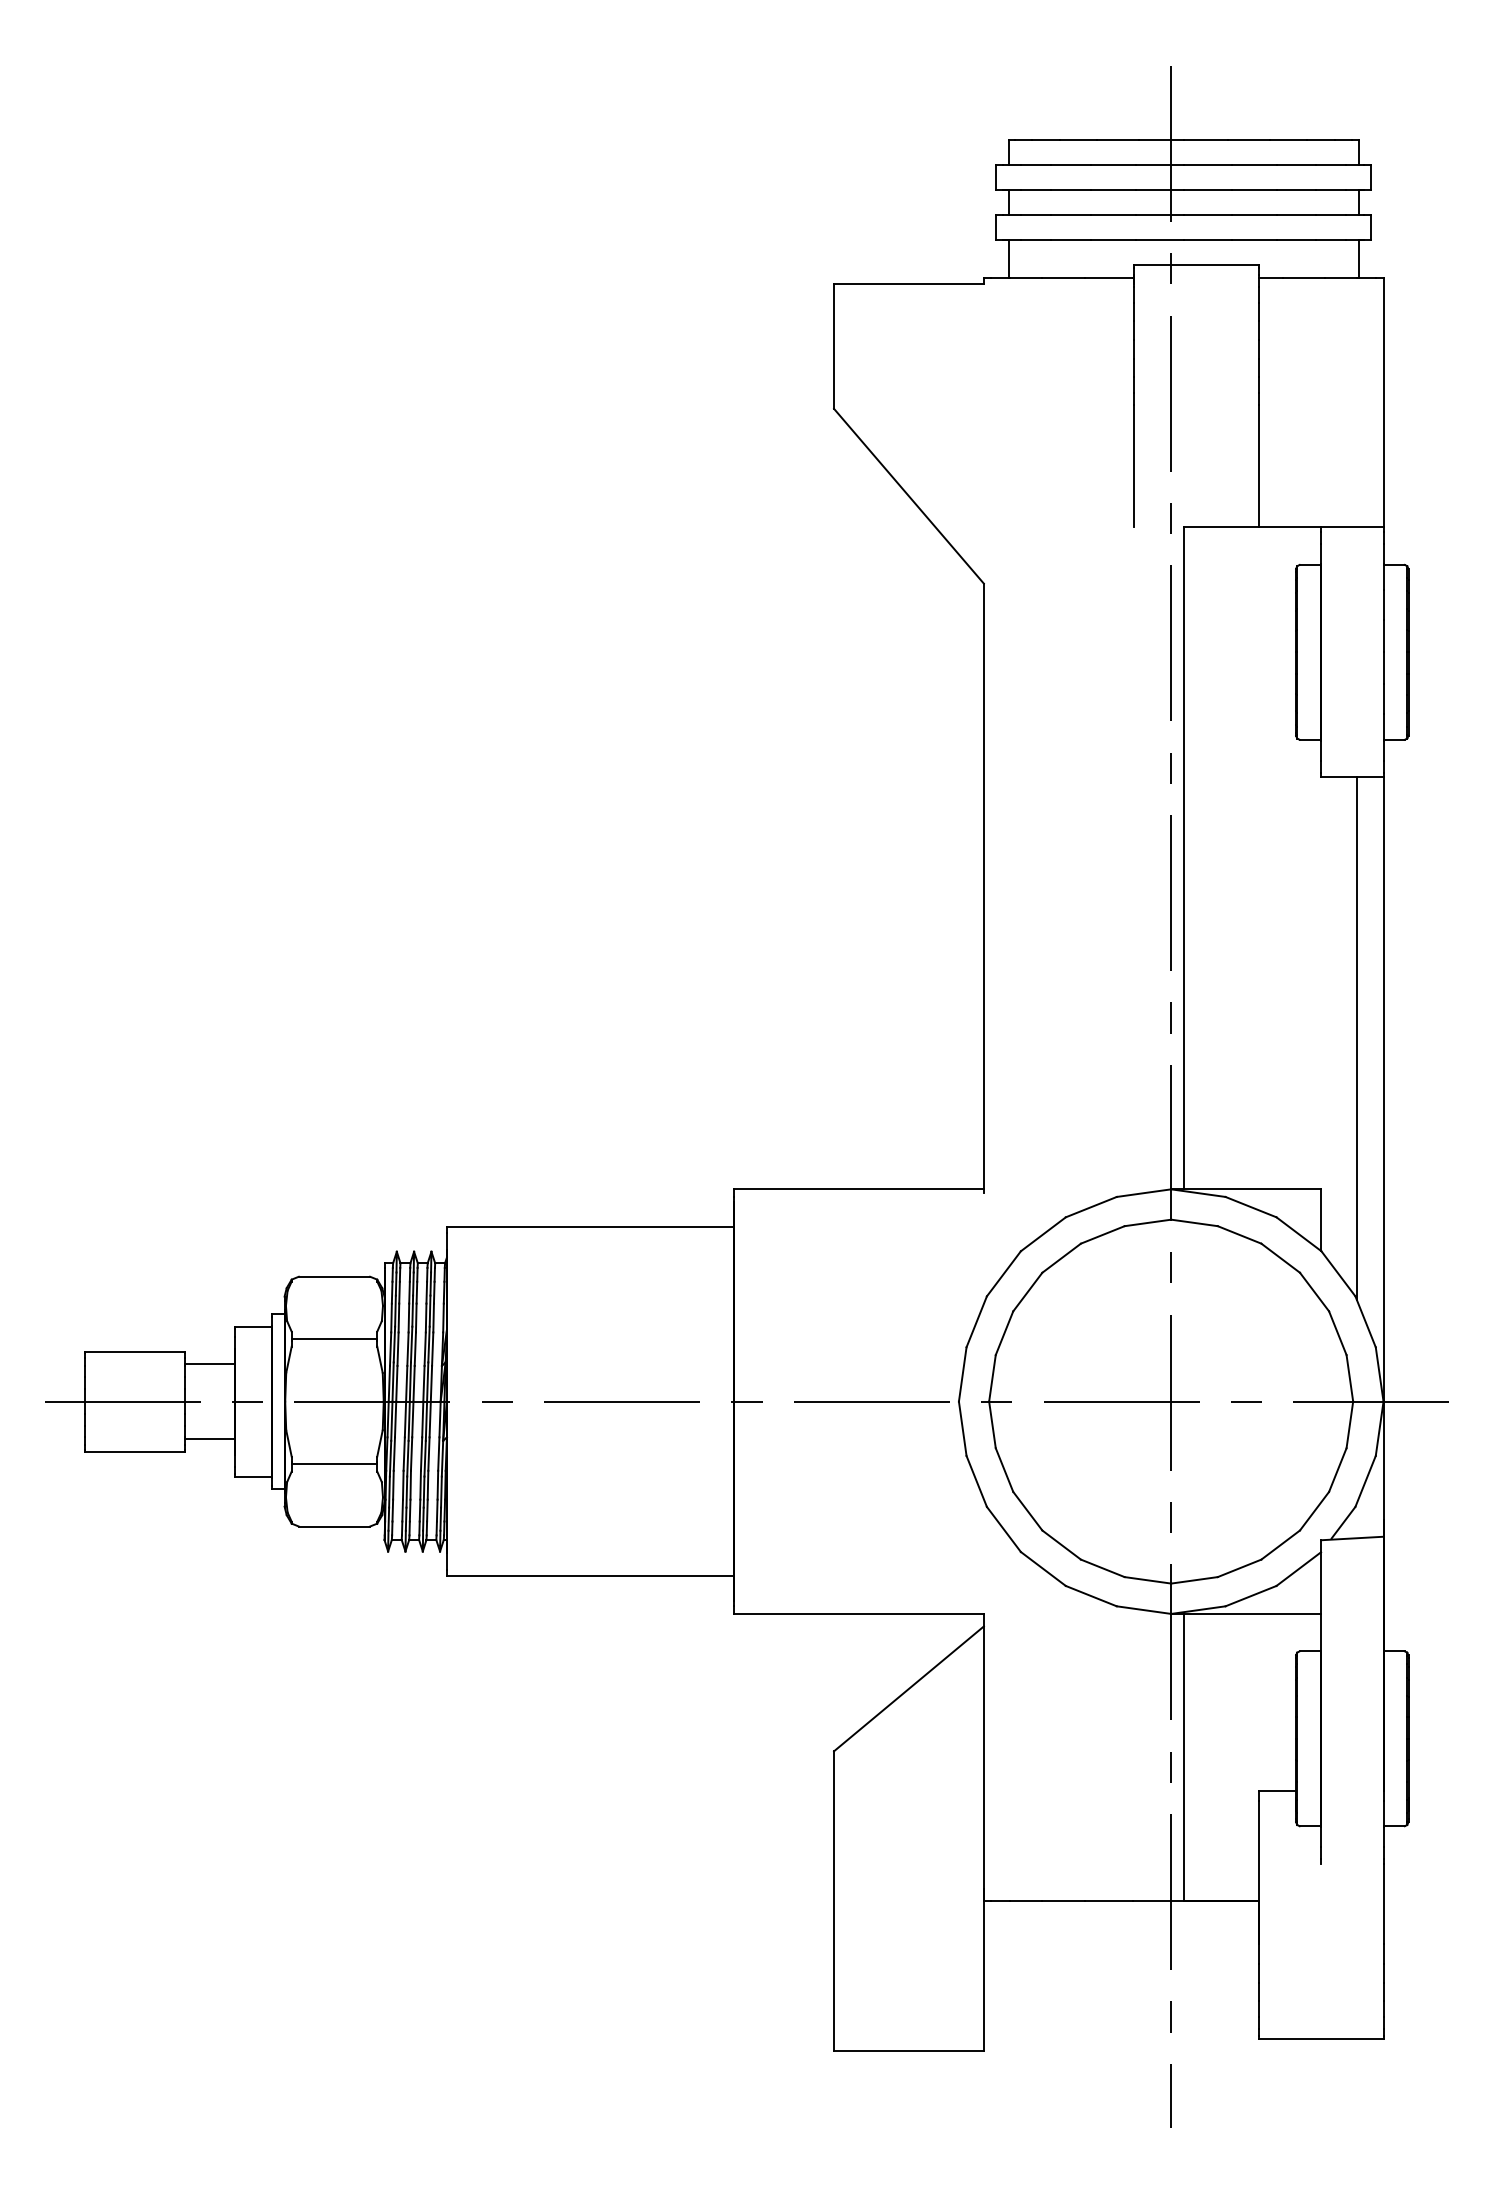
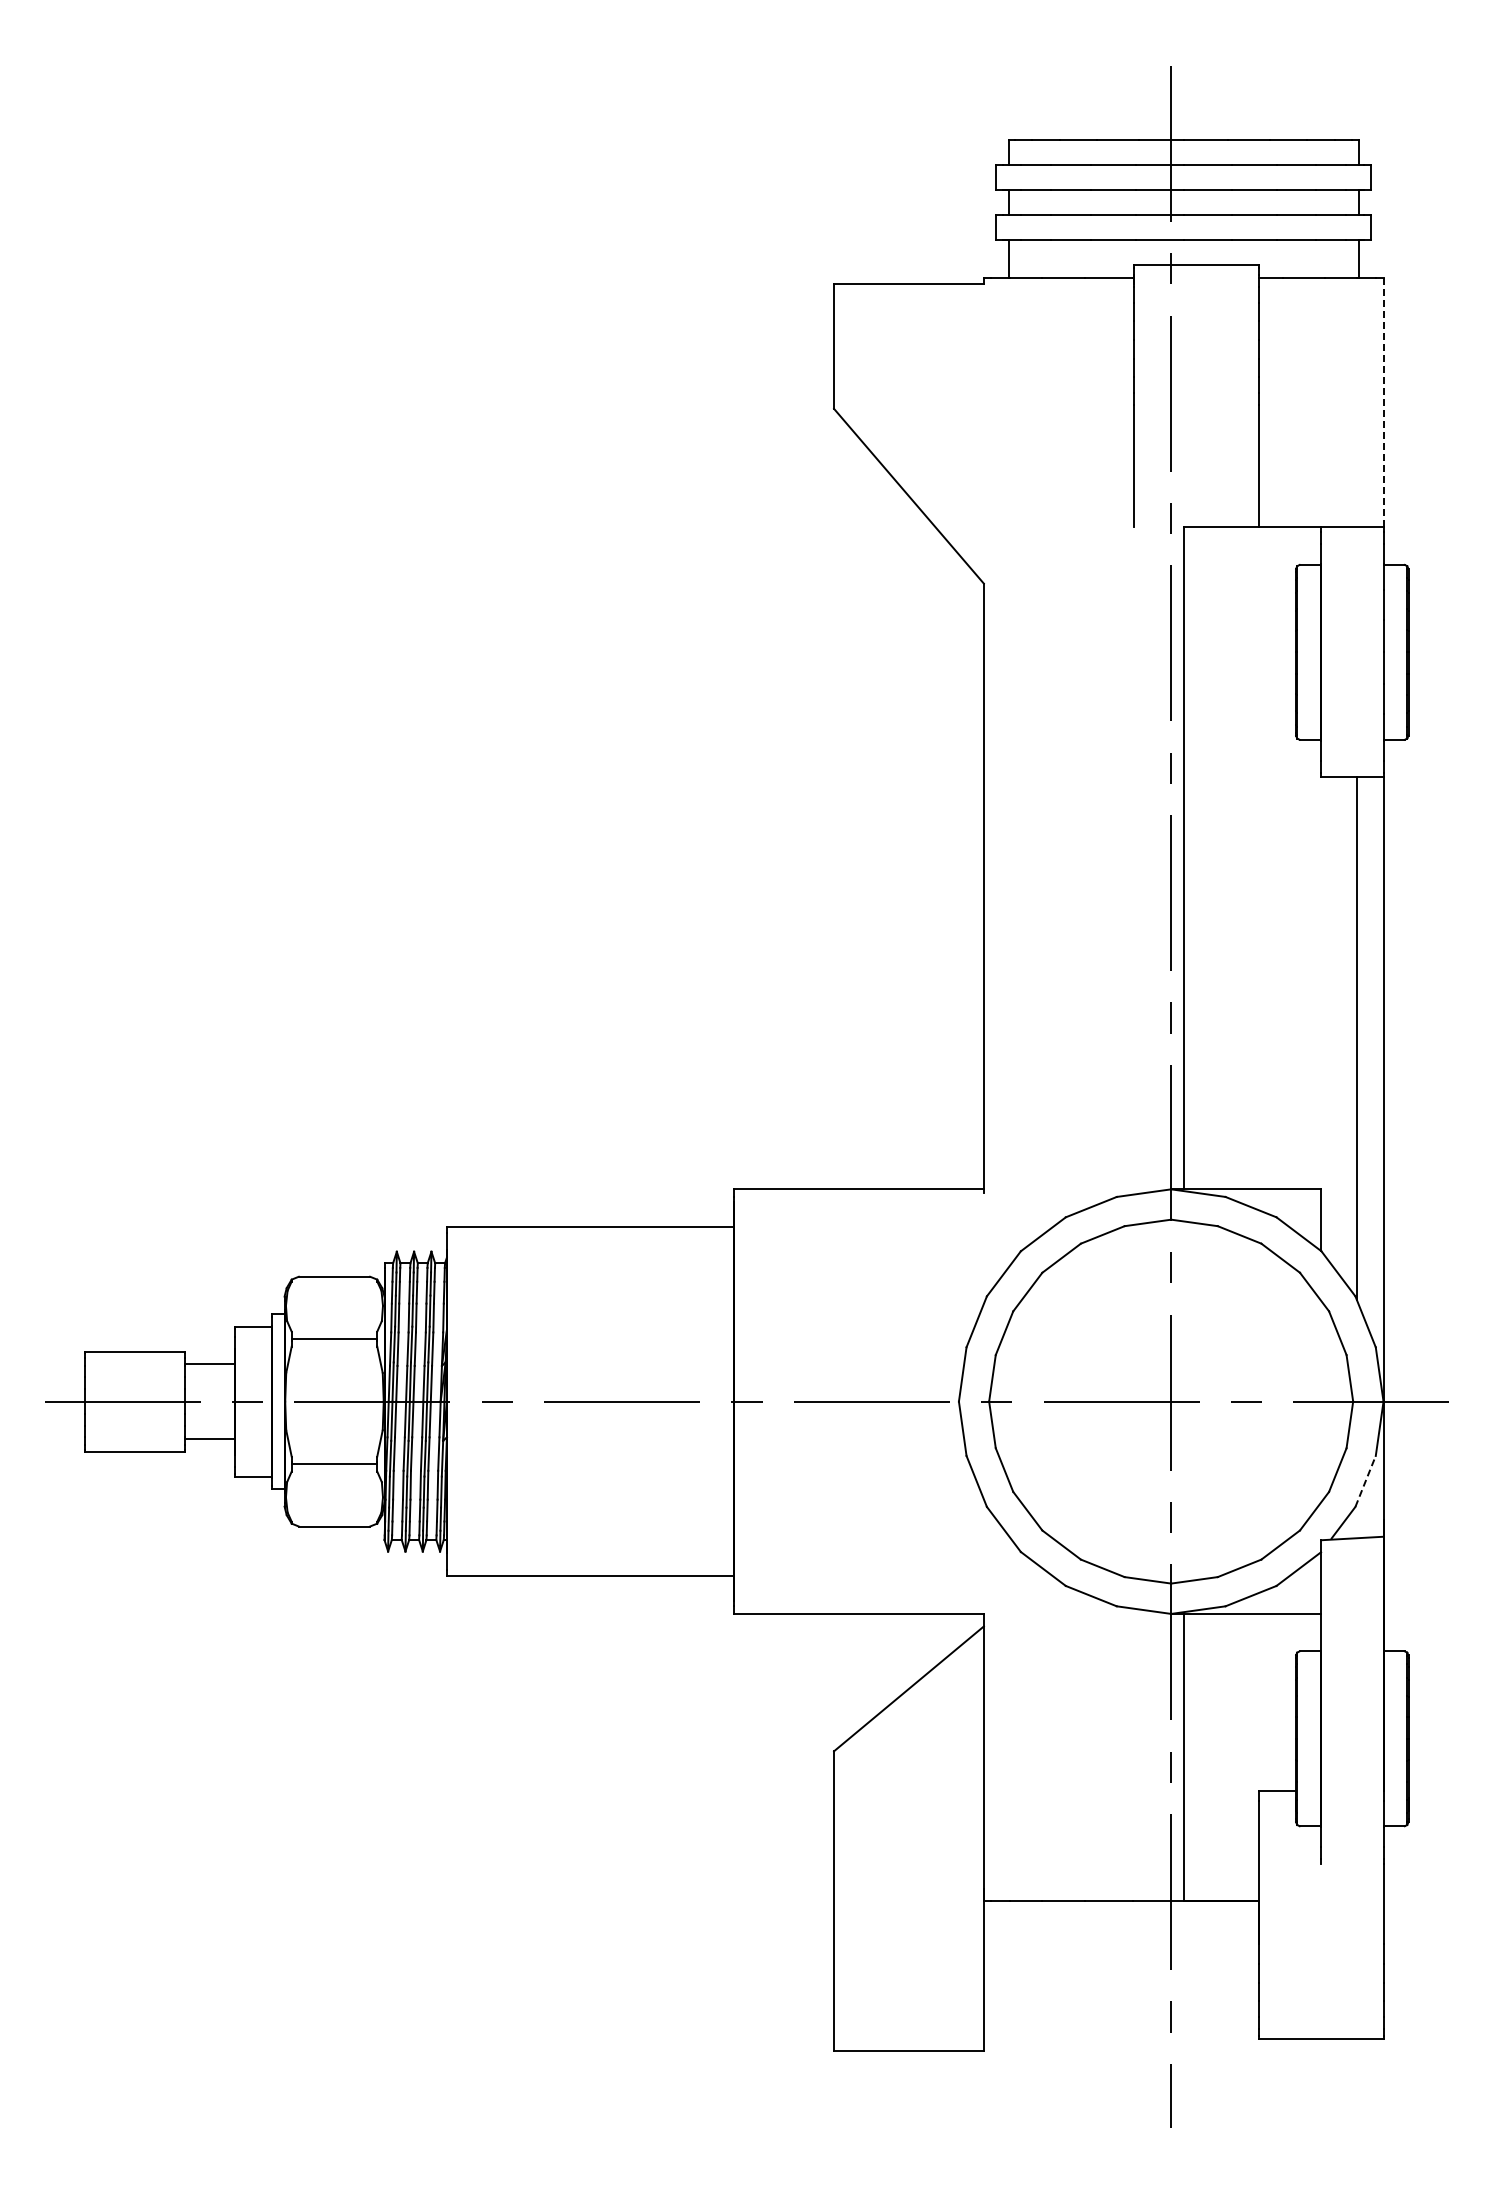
line: solid -> dashed (1383, 402)
line: solid -> dashed (1365, 1480)
